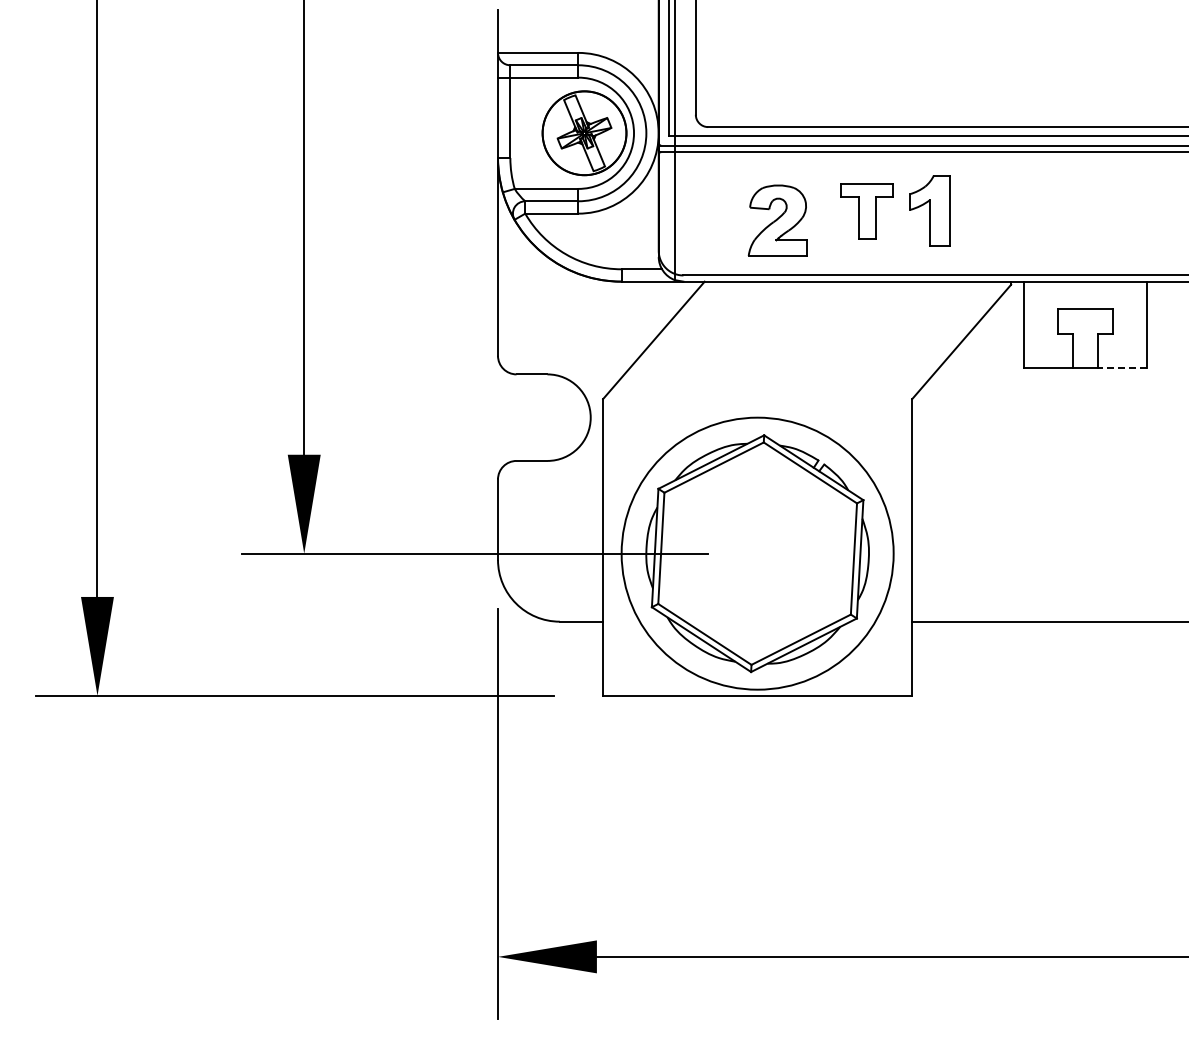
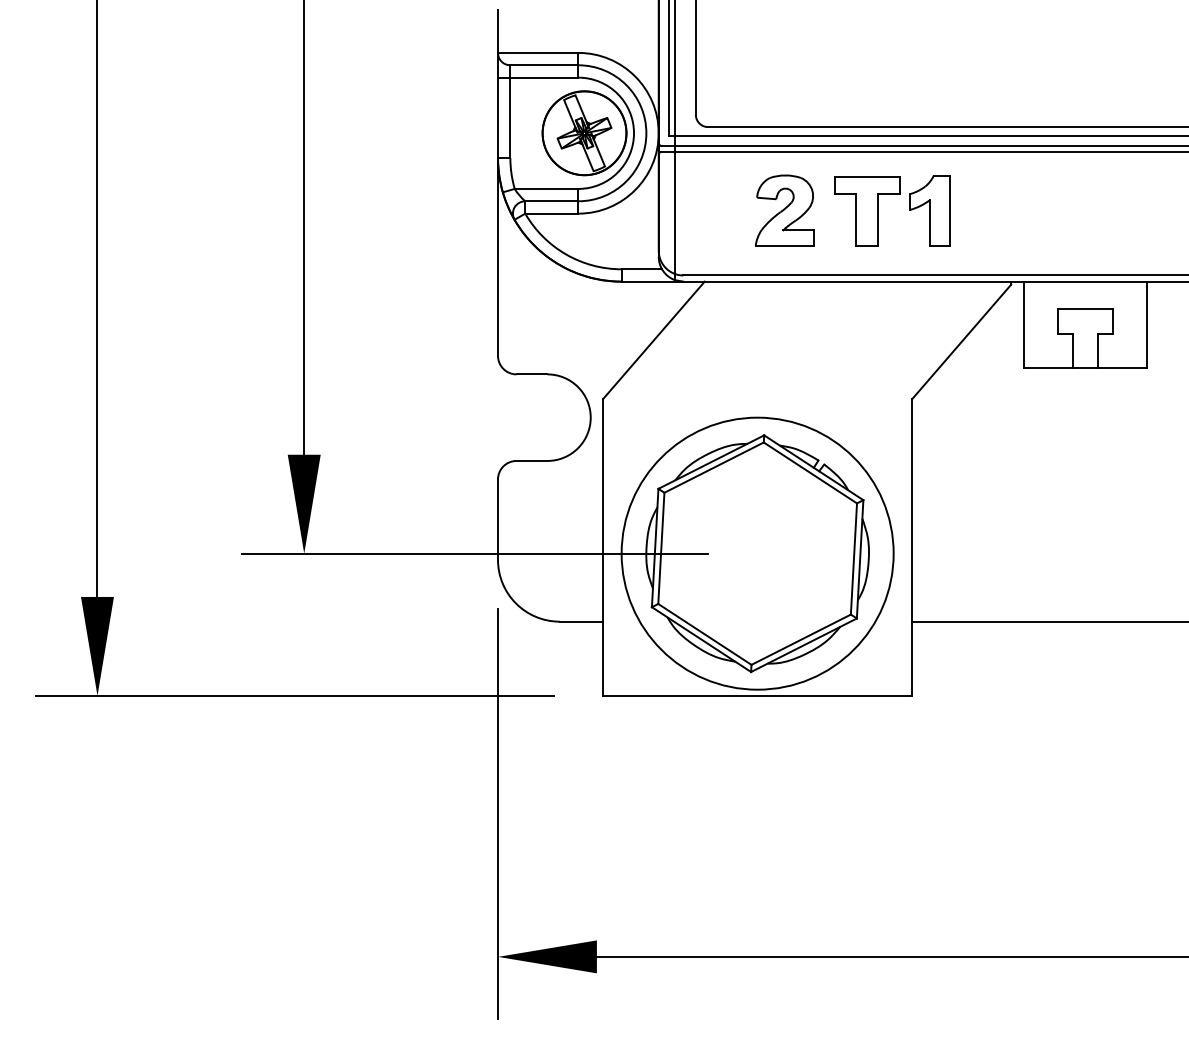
part size: 54x57 px -> 67x71 px (867, 211)
part position: (777, 220) -> (784, 210) (784, 210)
line: dashed -> solid (1122, 368)
